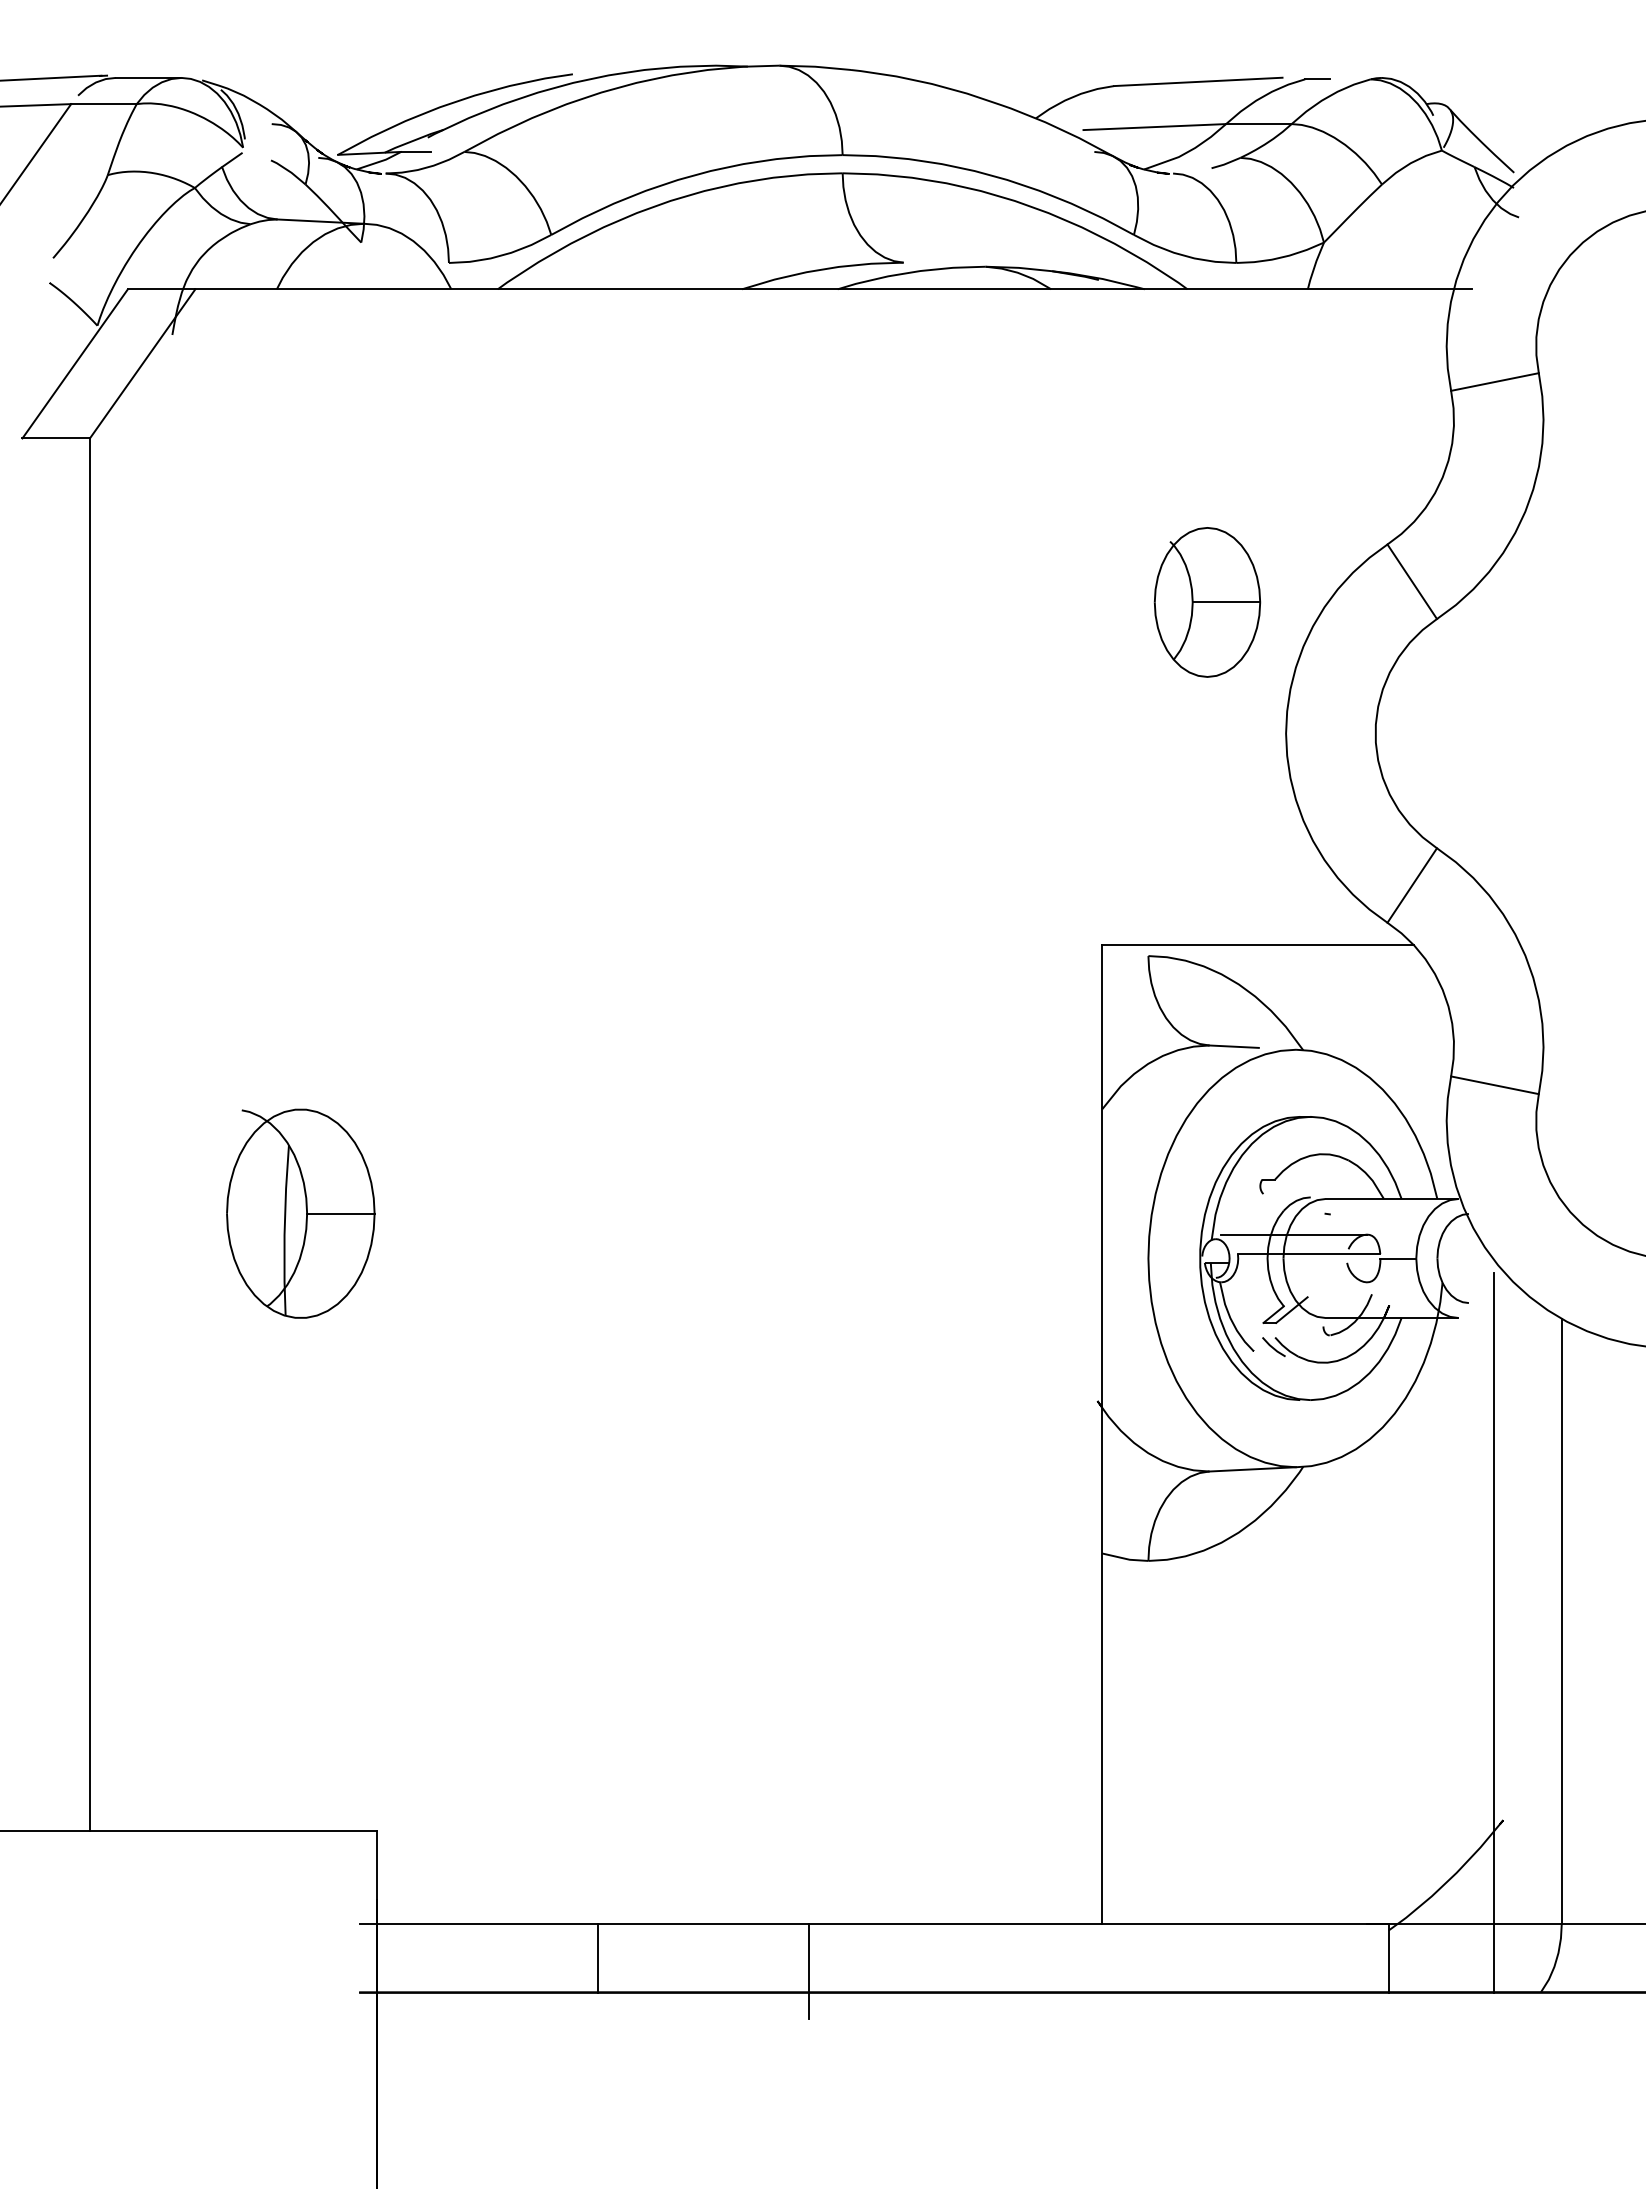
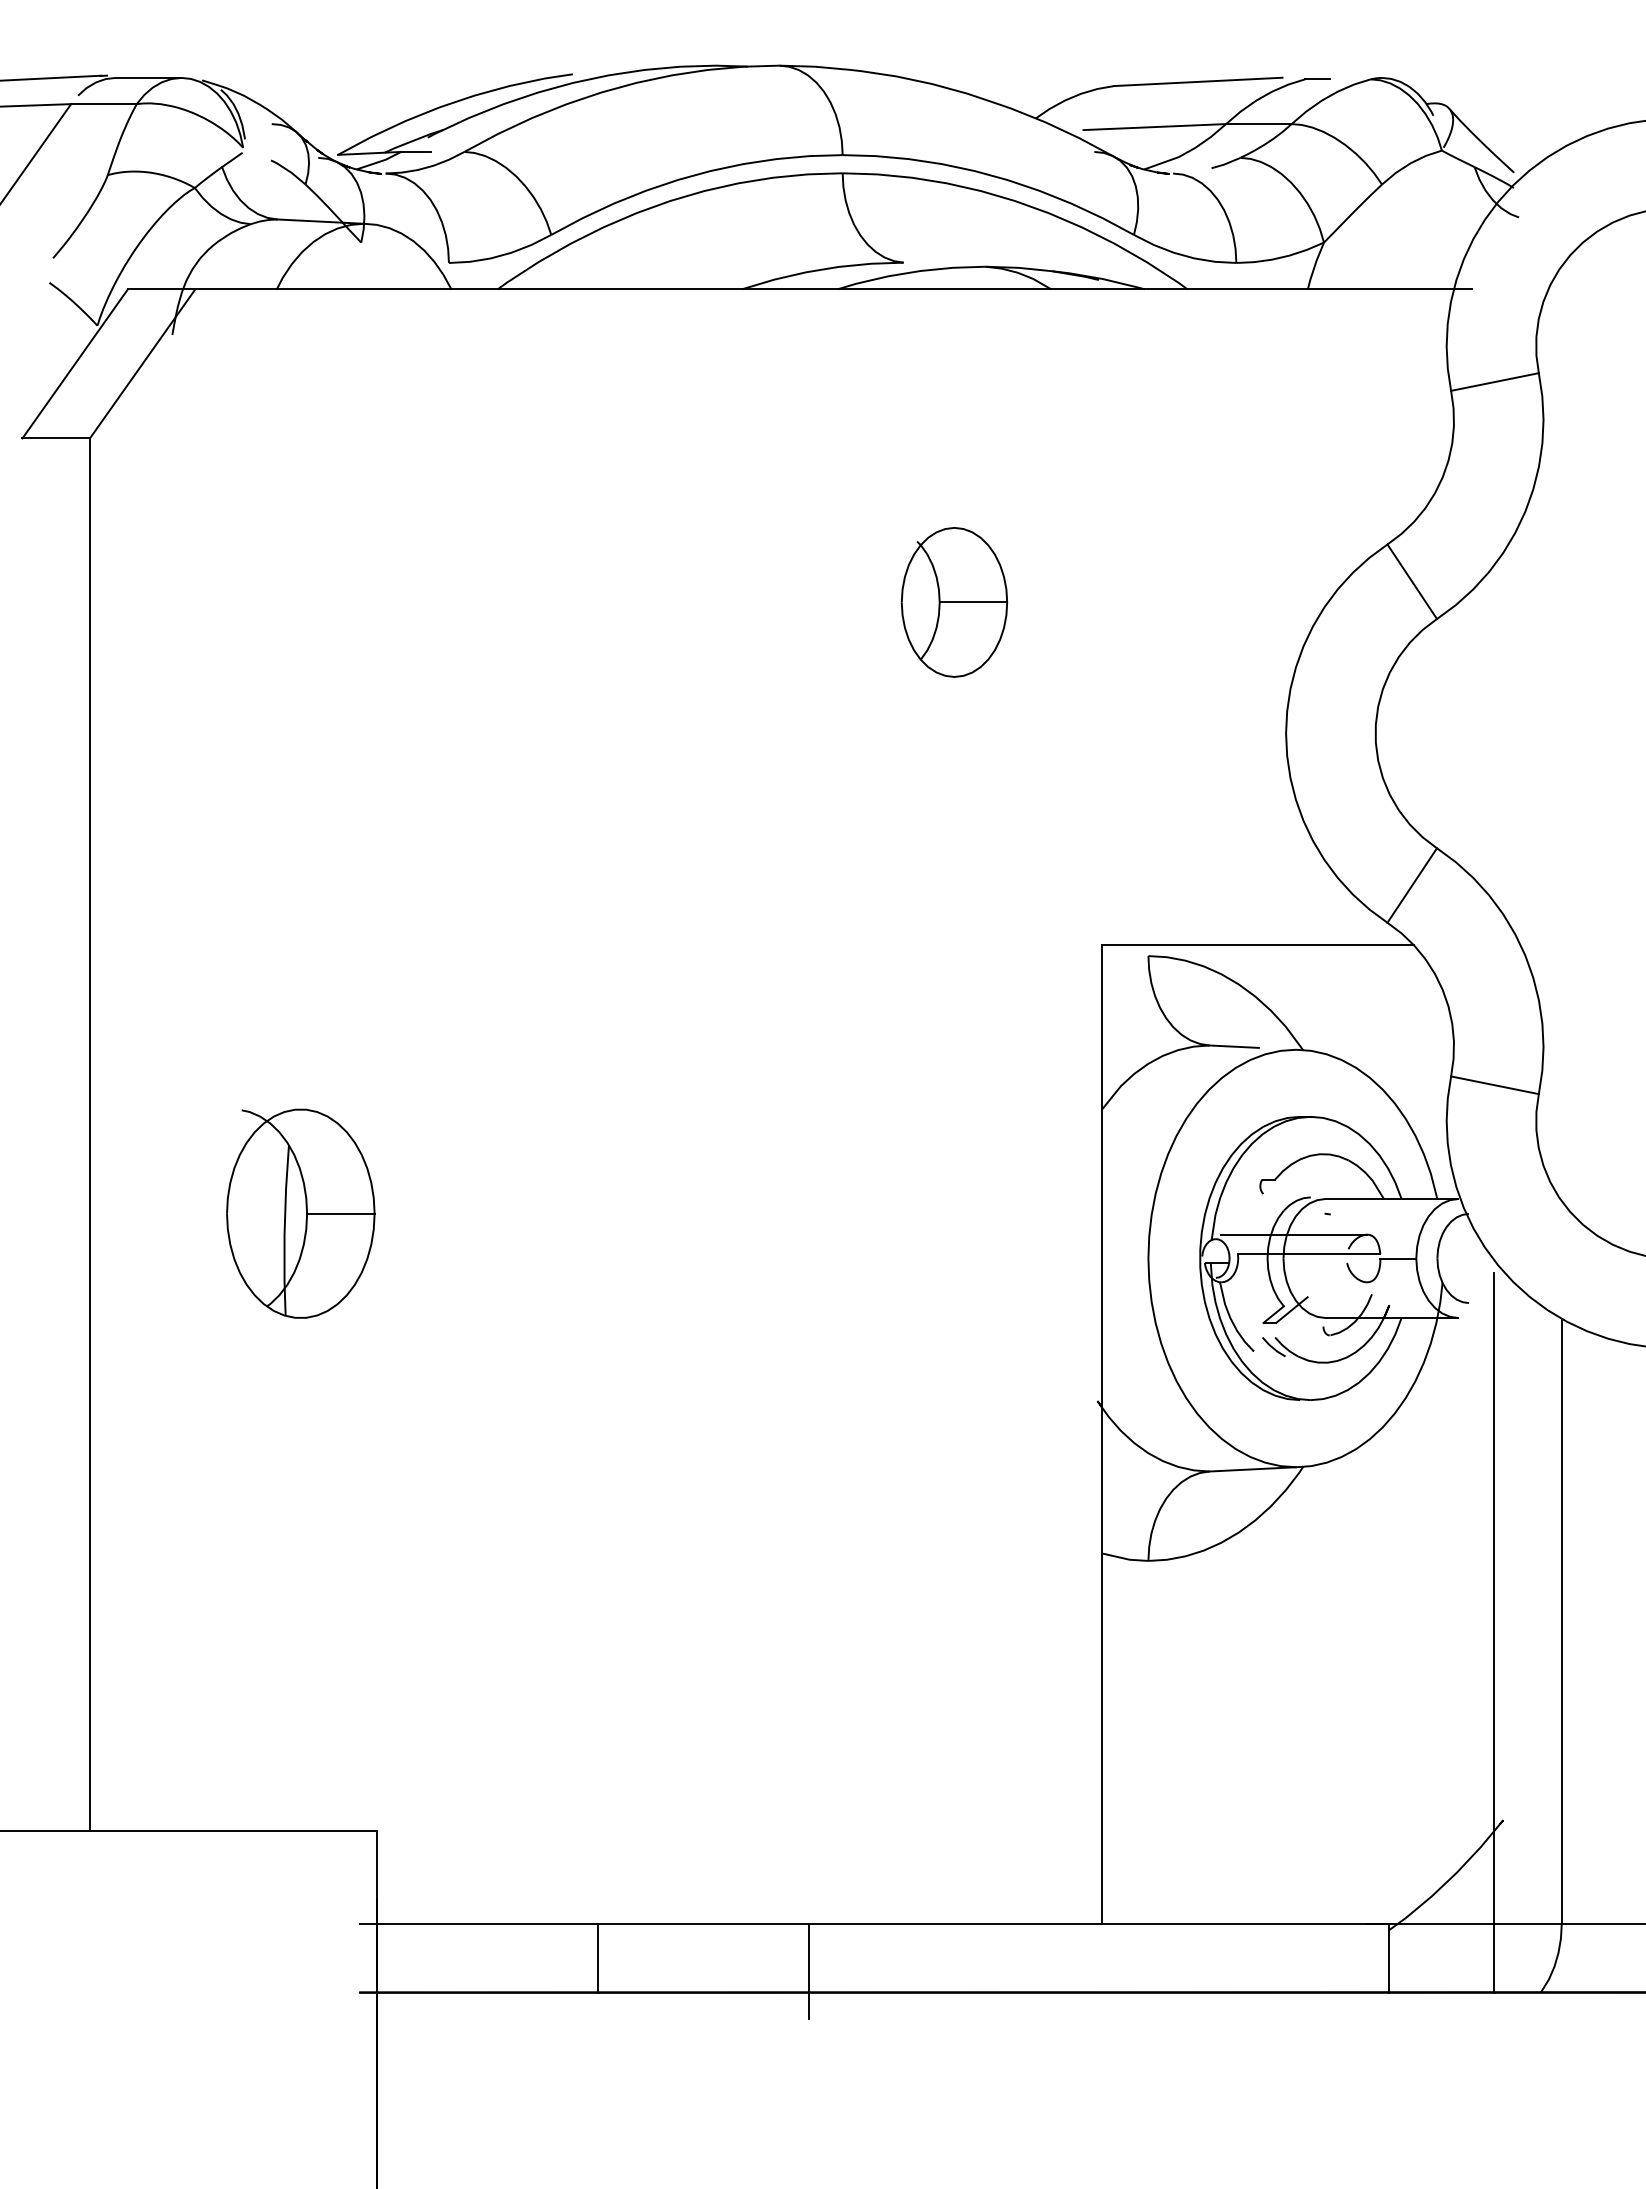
part position: (1207, 602) -> (954, 602) (954, 602)
